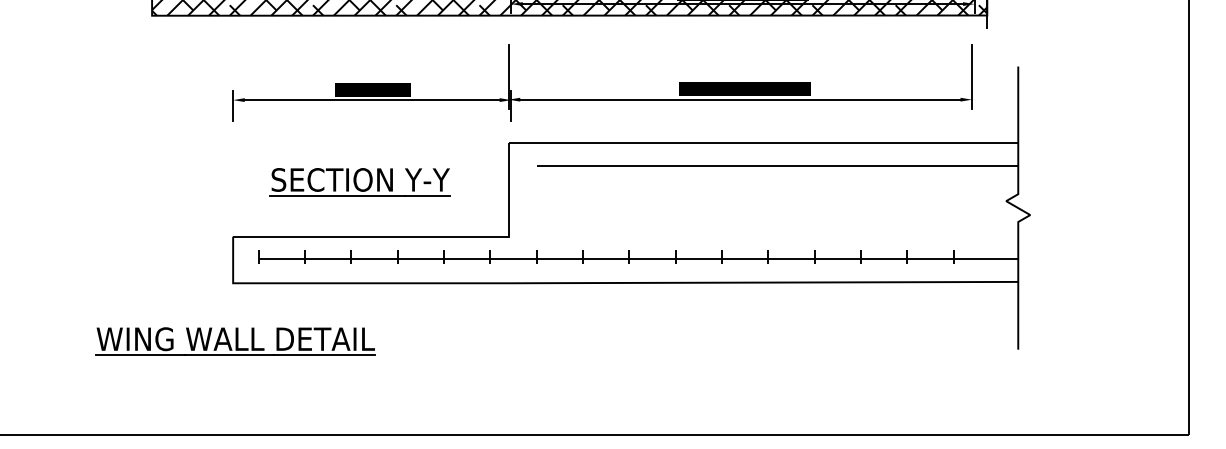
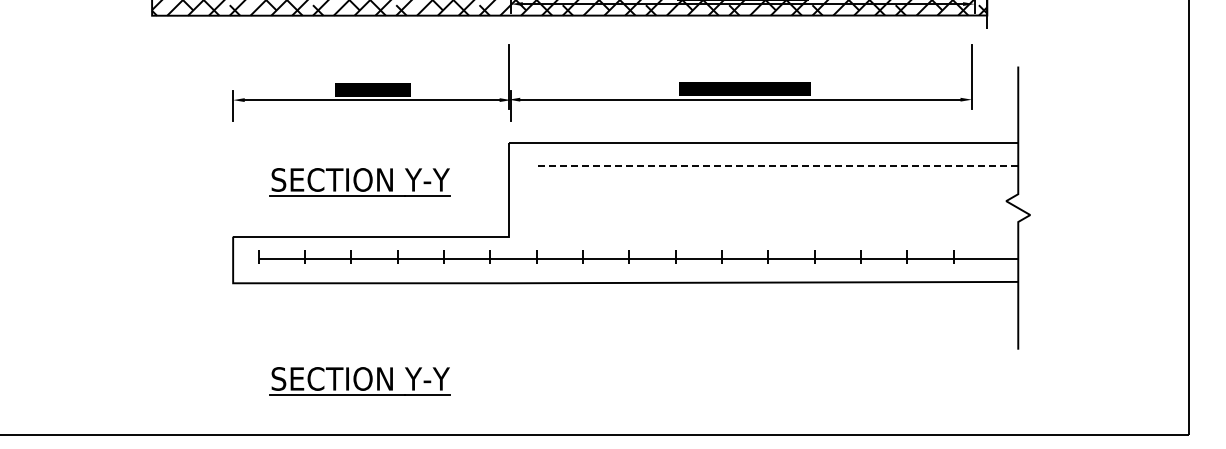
line: solid -> dashed (777, 166)
part: present -> none (235, 341)
part: none -> present (359, 381)
